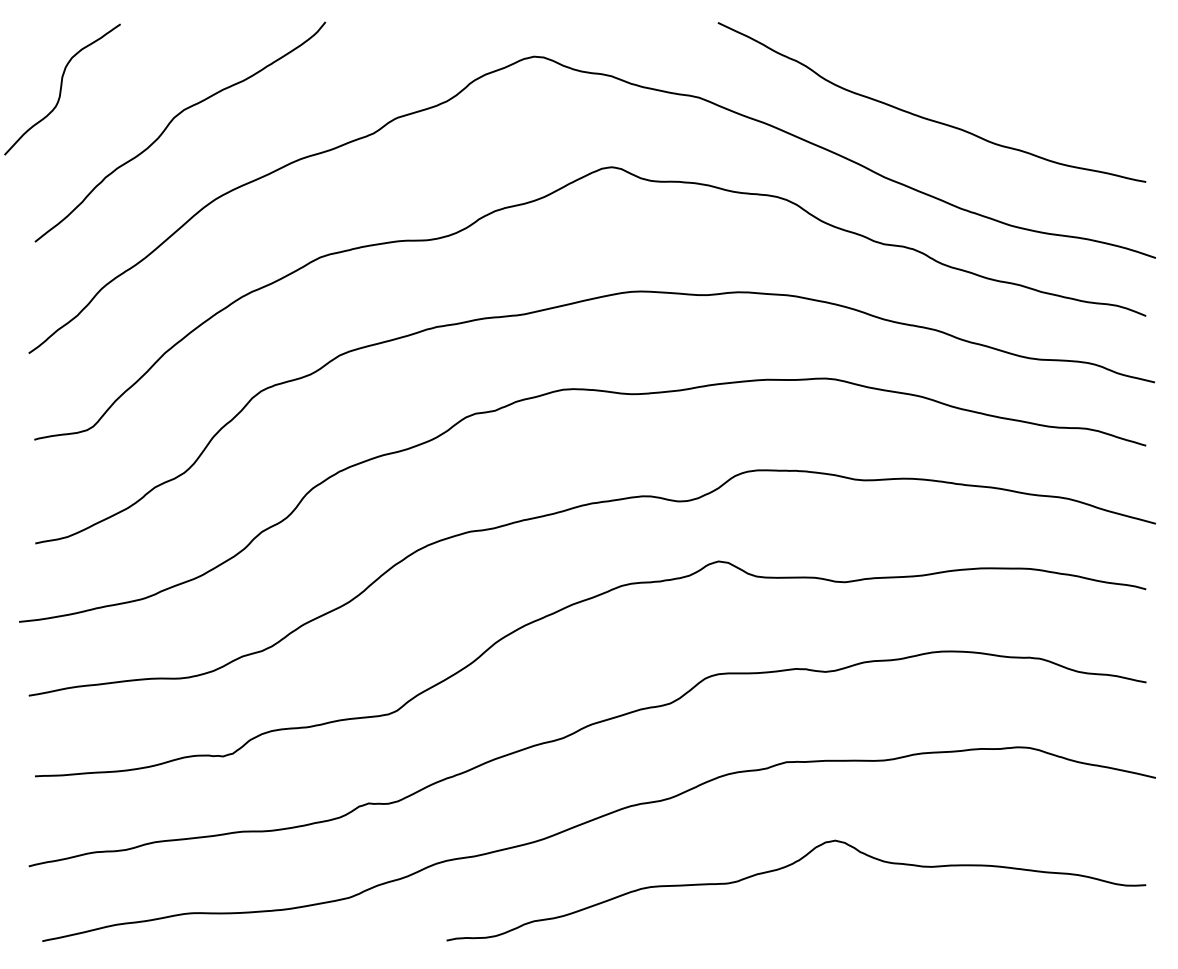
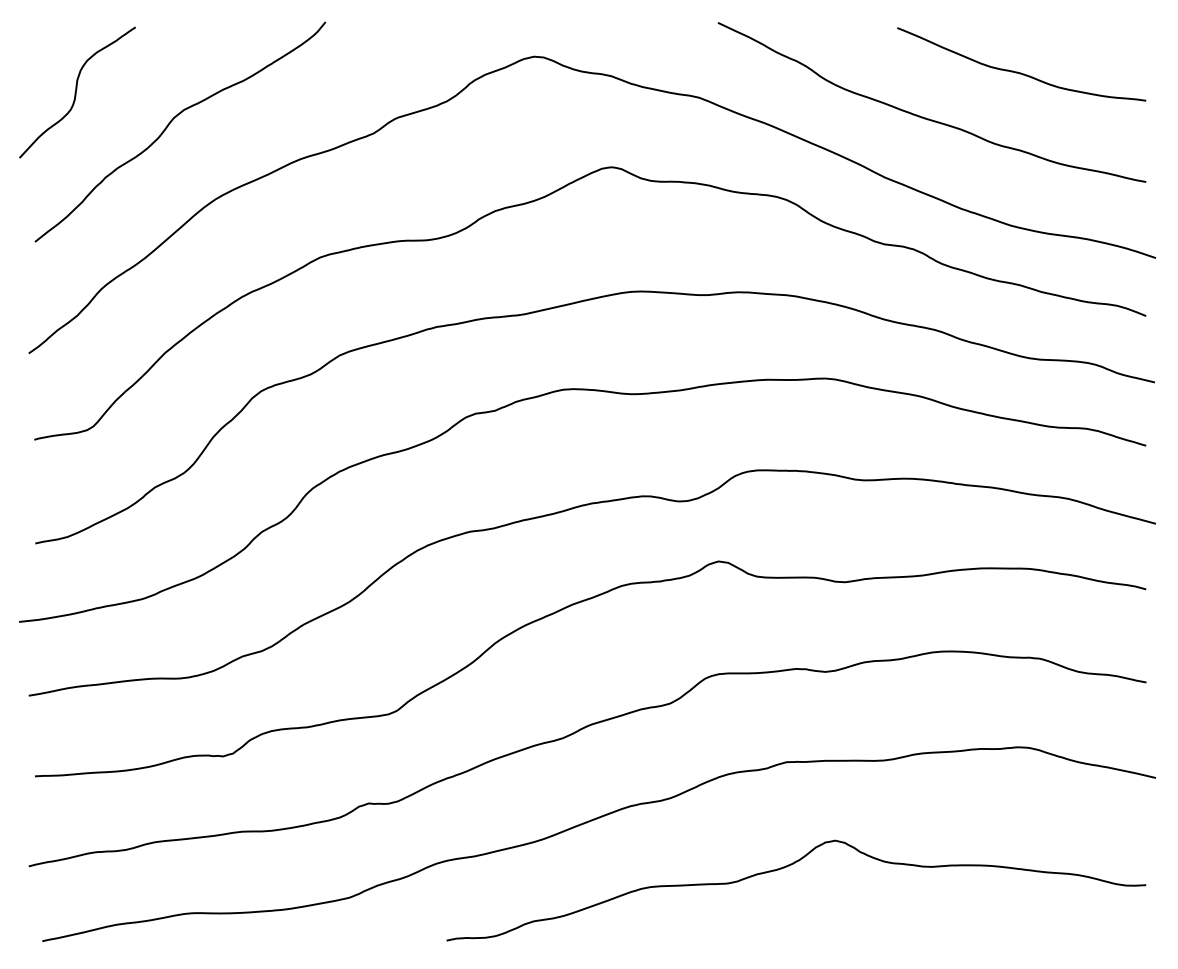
curve: none -> present (1021, 72)
curve position: (61, 89) -> (76, 92) (76, 92)
